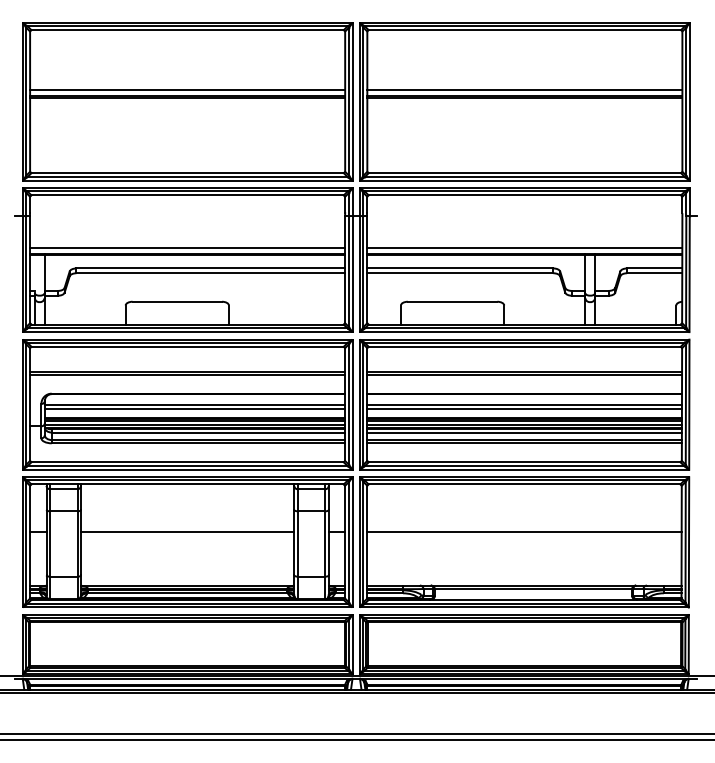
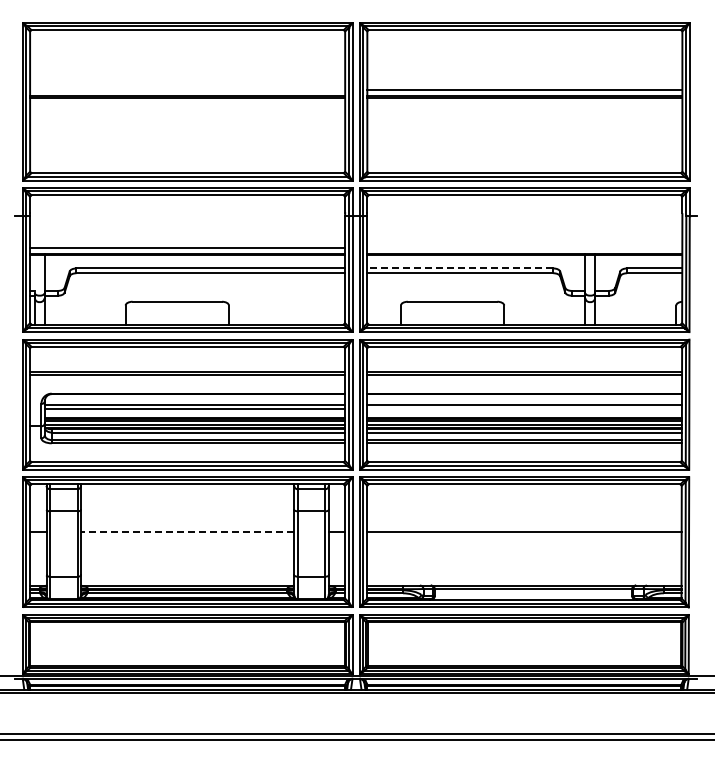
line: present -> none (187, 90)
line: present -> none (524, 247)
line: solid -> dashed (459, 268)
line: present -> none (524, 409)
line: solid -> dashed (187, 532)
